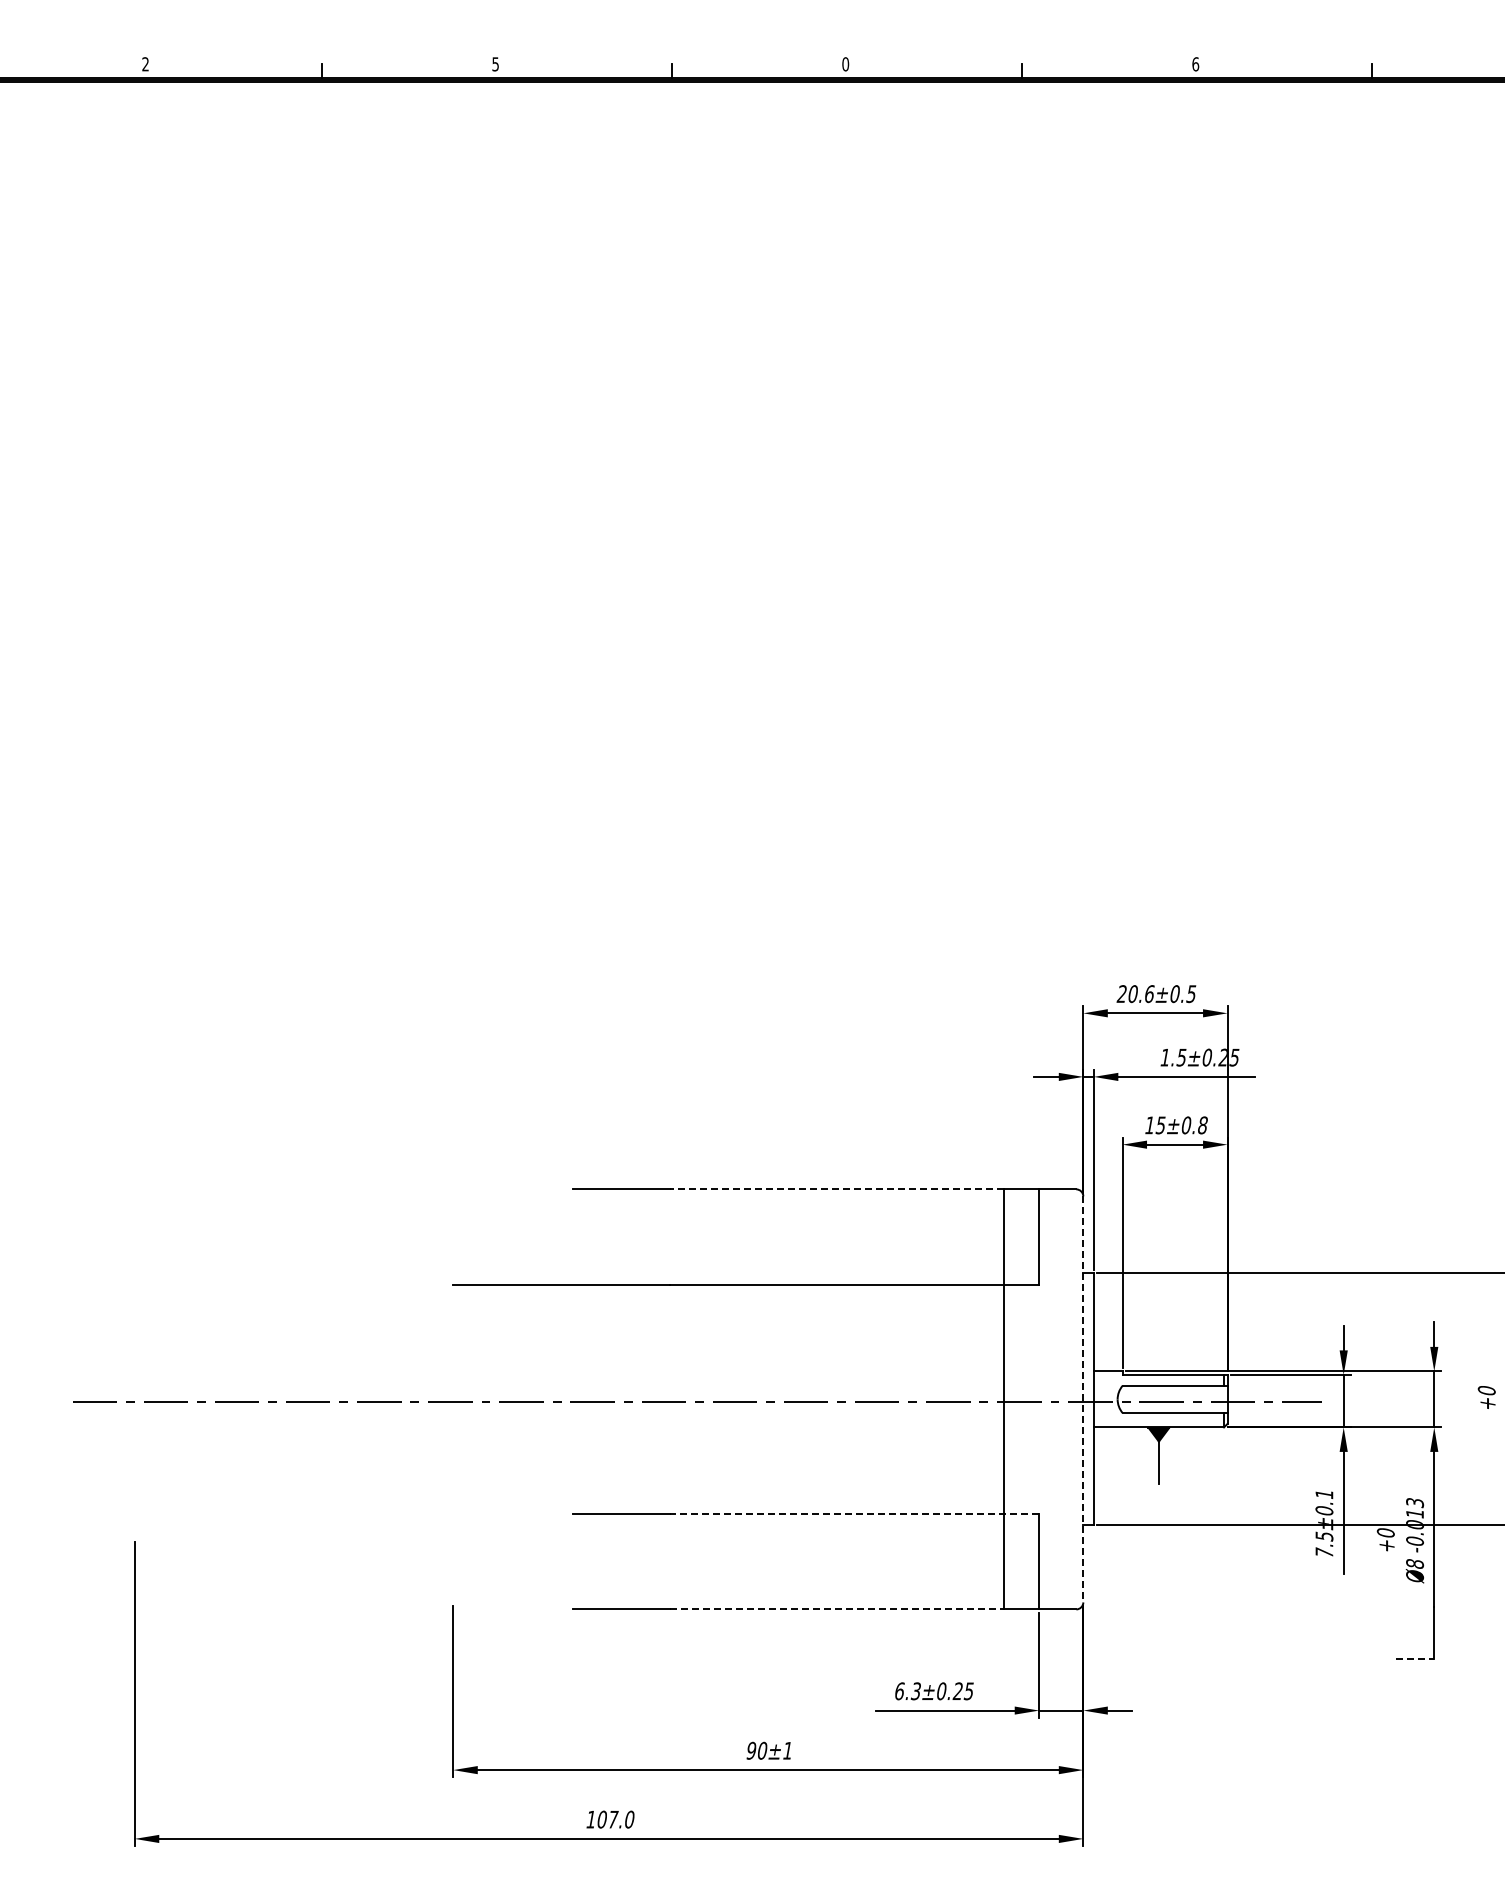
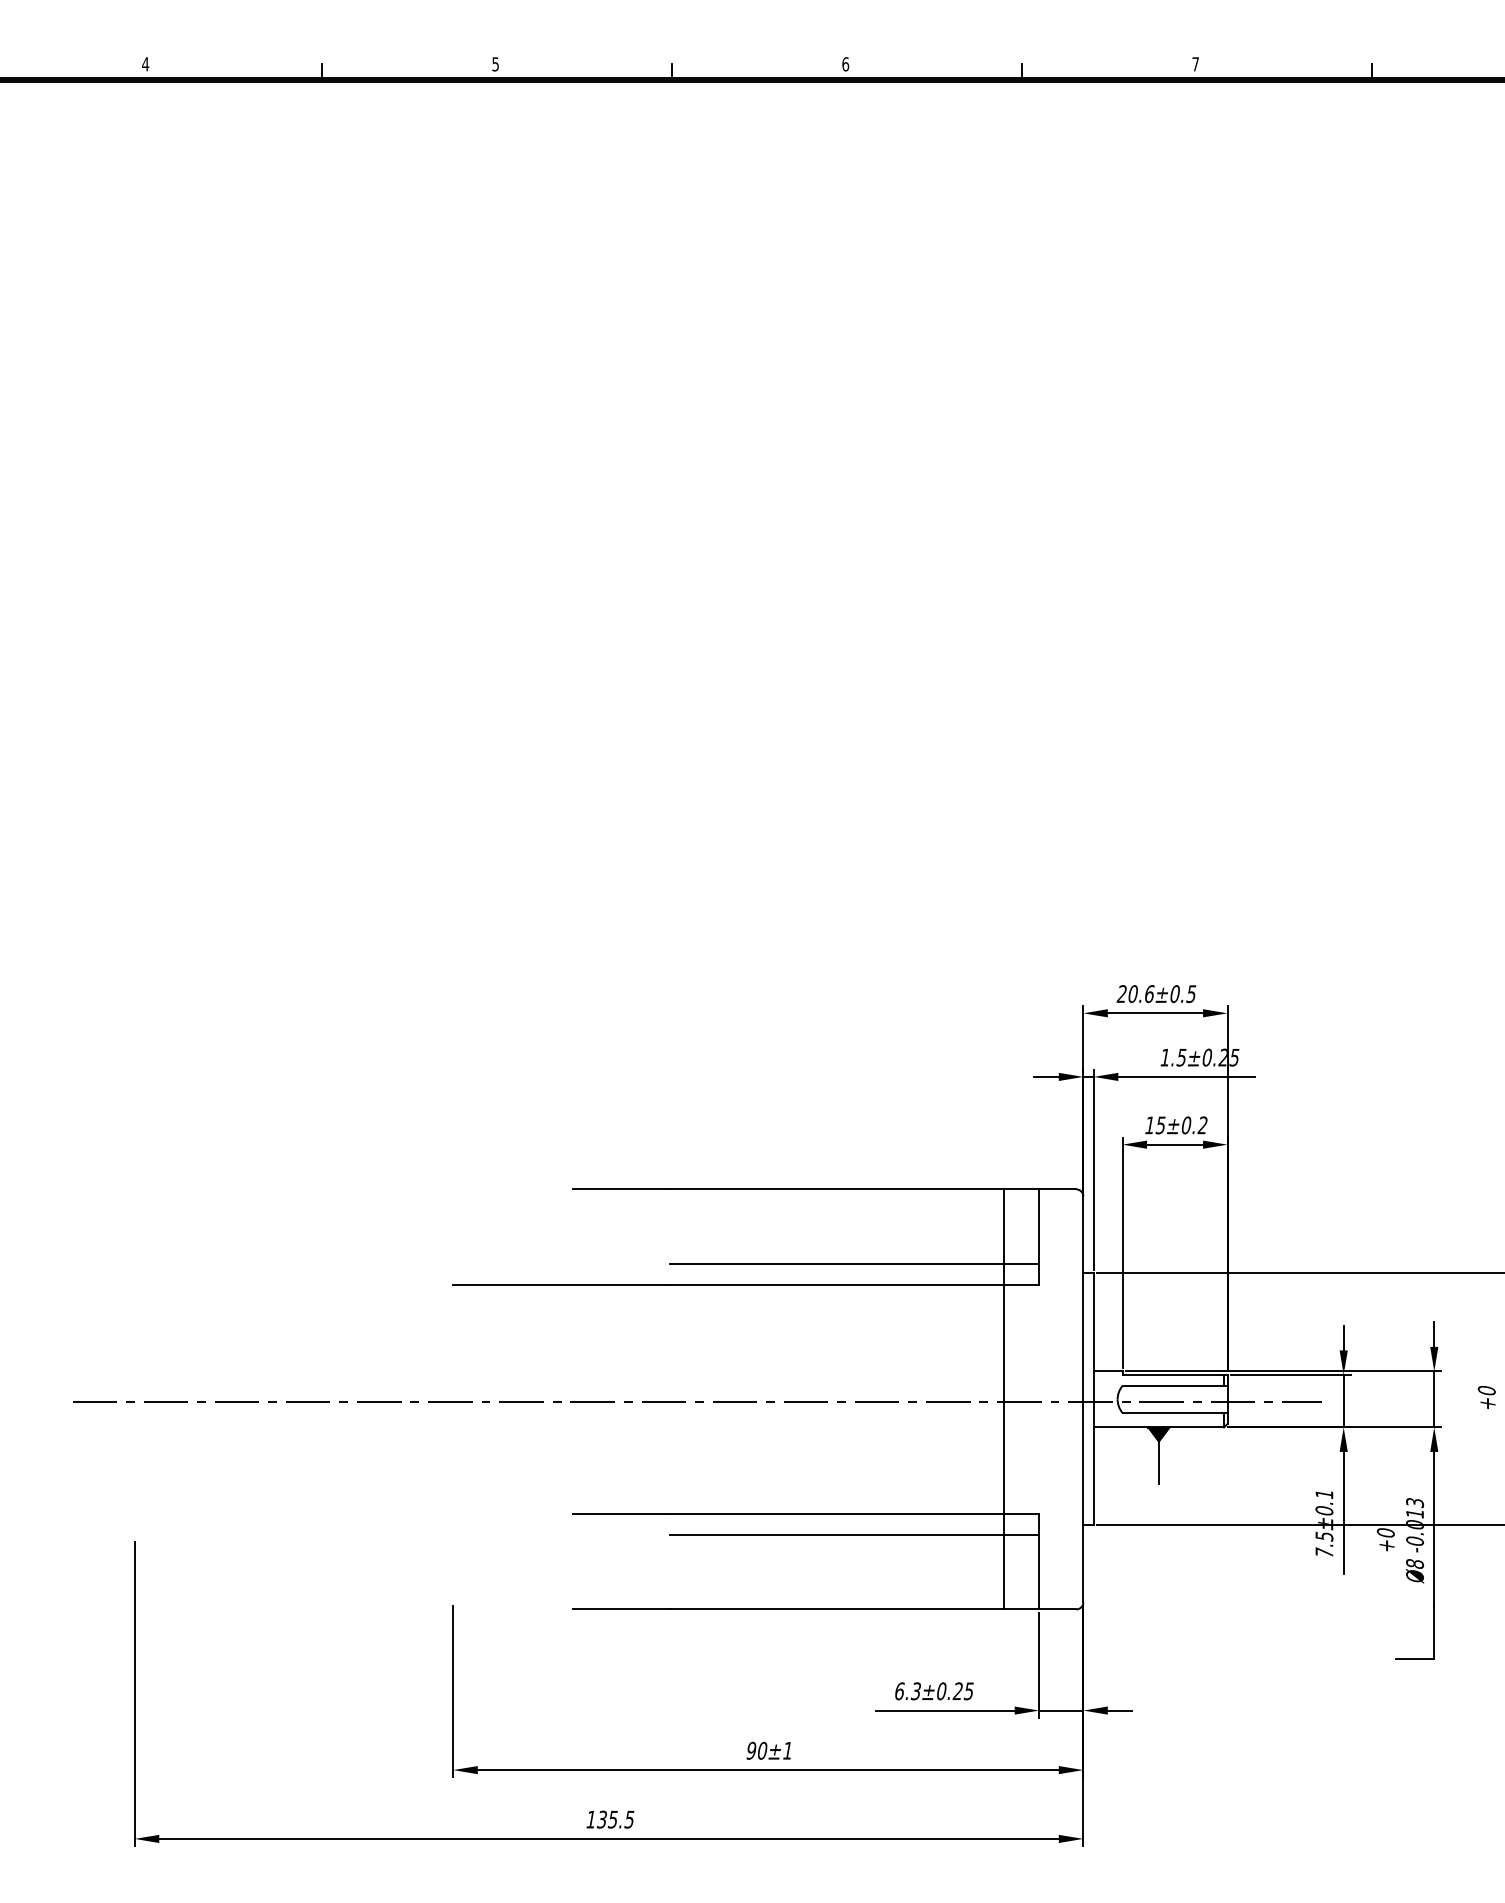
text: 0 -> 6 (845, 63)
text: 2 -> 4 (145, 64)
text: 6 -> 7 (1195, 64)
text: 15±0.8 -> 15±0.2 (1202, 1125)
line: dashed -> solid (836, 1189)
line: none -> present (854, 1264)
line: dashed -> solid (1083, 1399)
line: dashed -> solid (854, 1513)
line: none -> present (854, 1534)
line: dashed -> solid (837, 1609)
line: dashed -> solid (1415, 1658)
text: 107.0 -> 135.5 (615, 1819)
